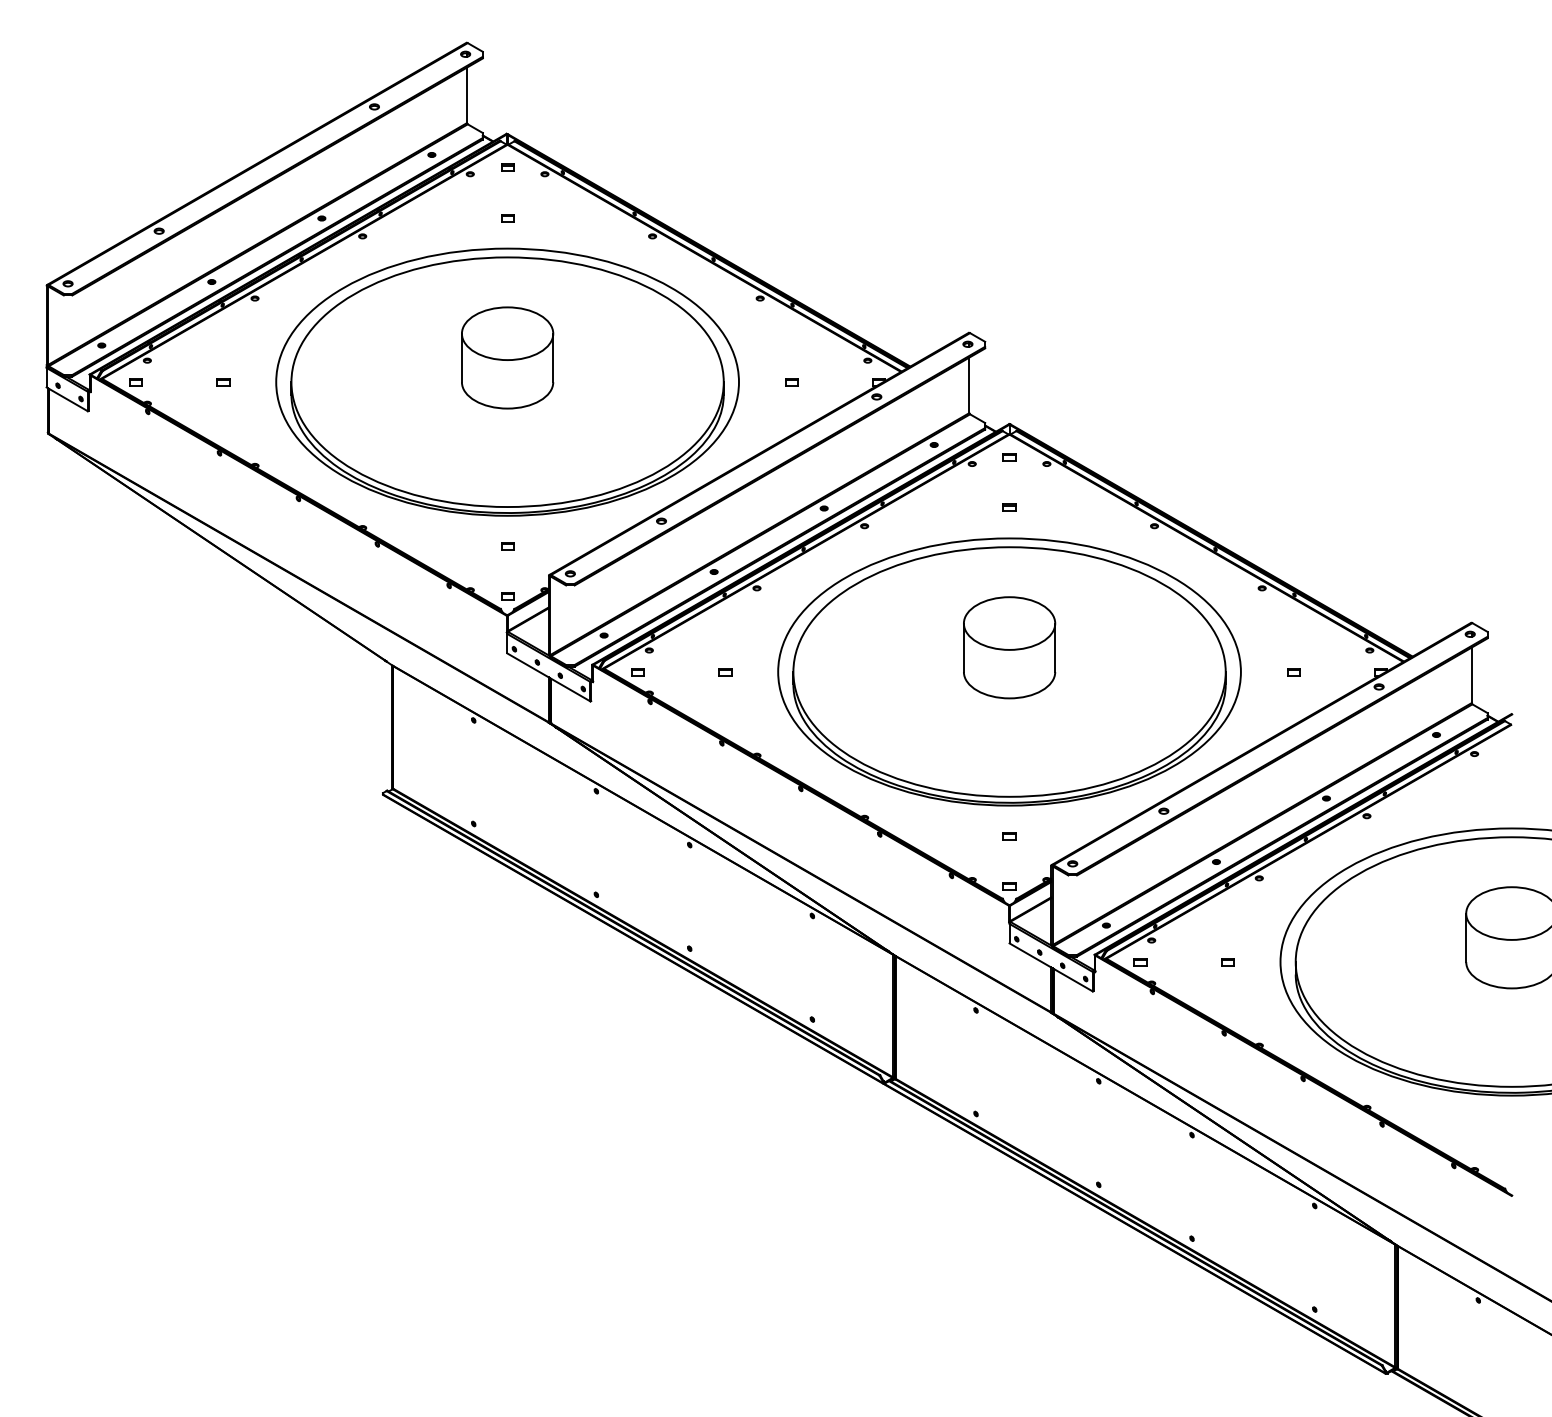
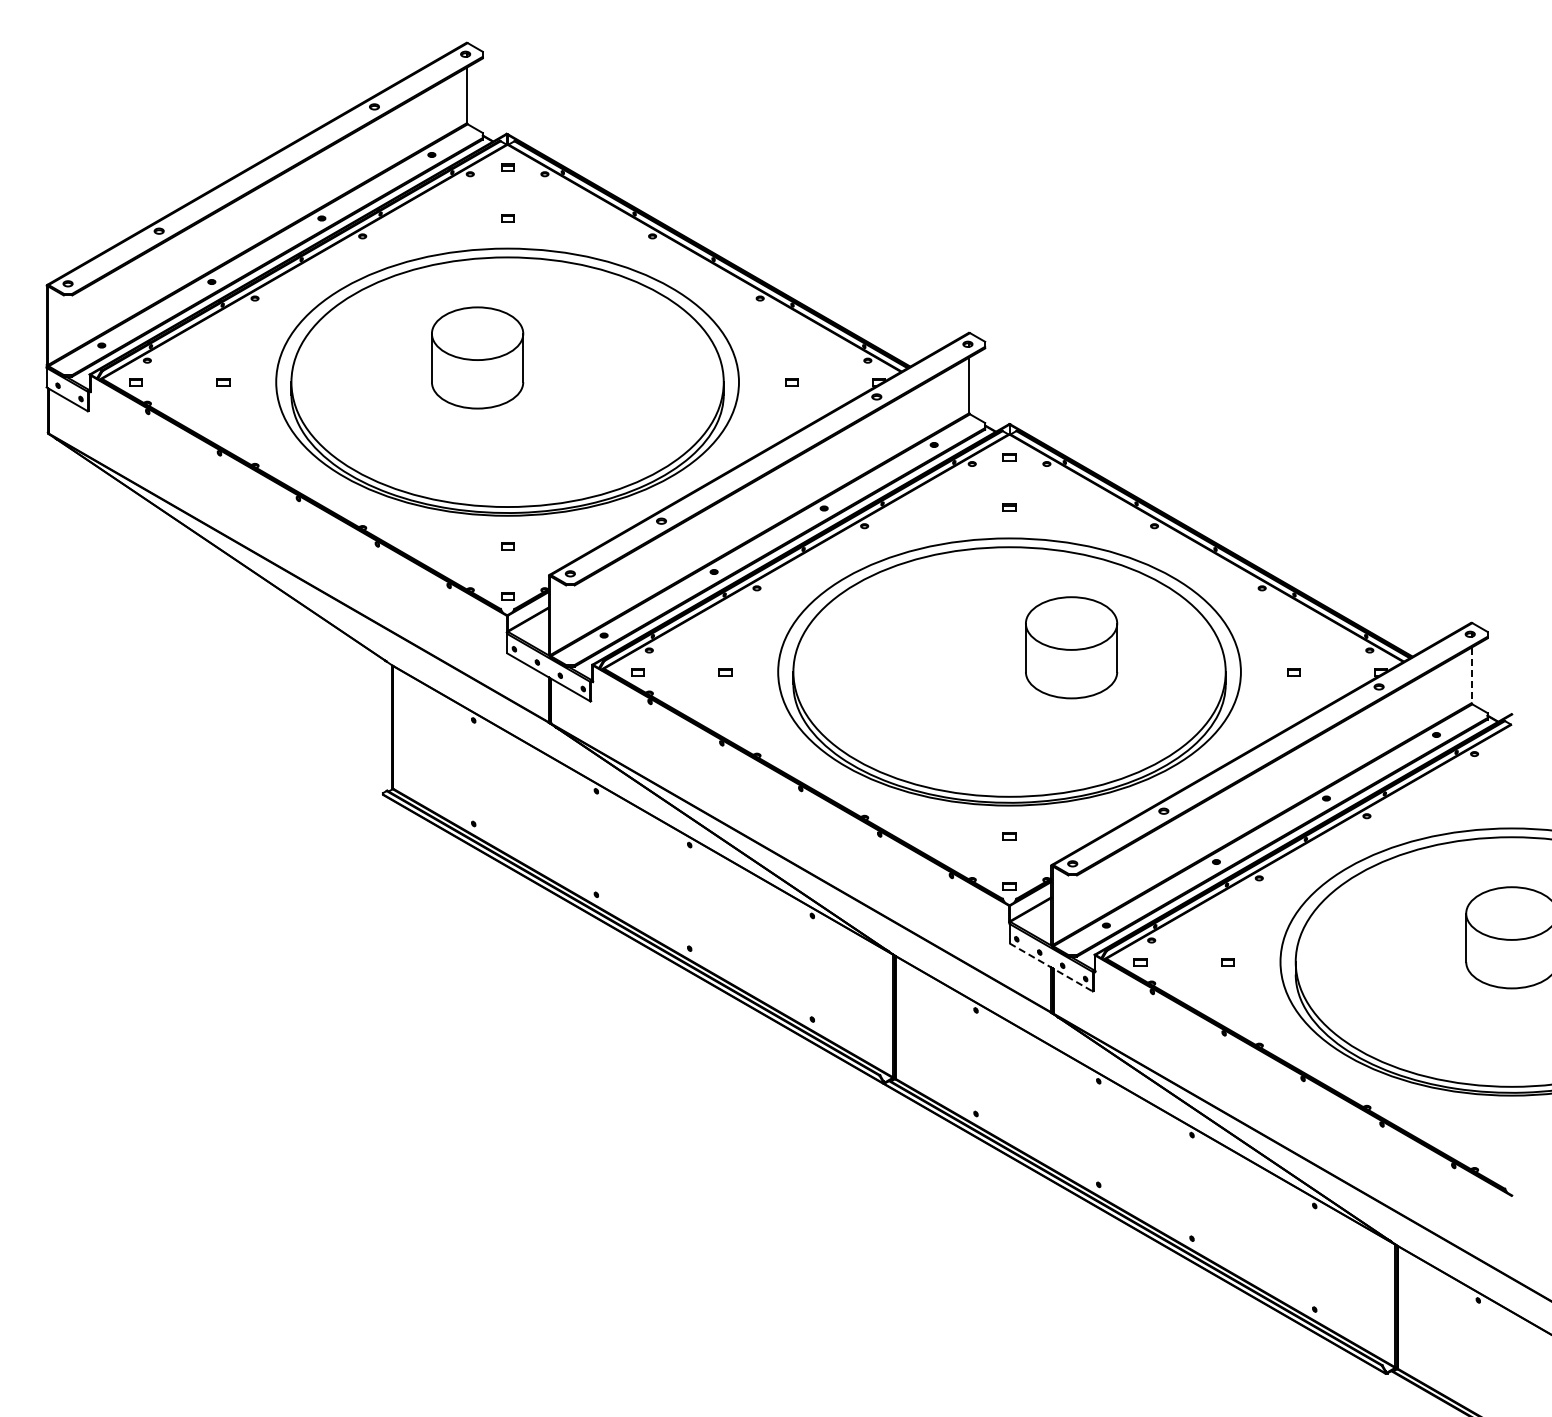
part position: (507, 357) -> (477, 357) (477, 357)
part position: (1009, 647) -> (1071, 647) (1071, 647)
line: solid -> dashed (1471, 675)
line: solid -> dashed (1051, 967)
